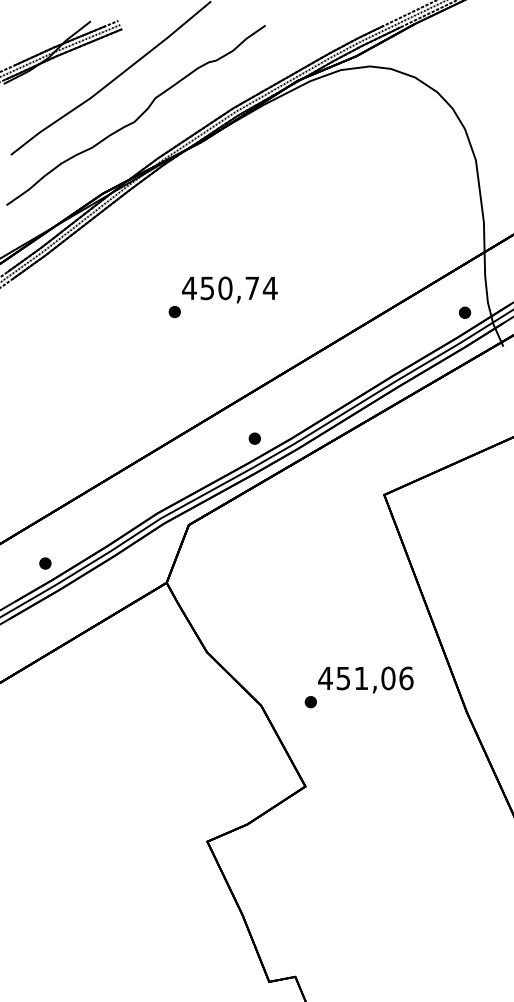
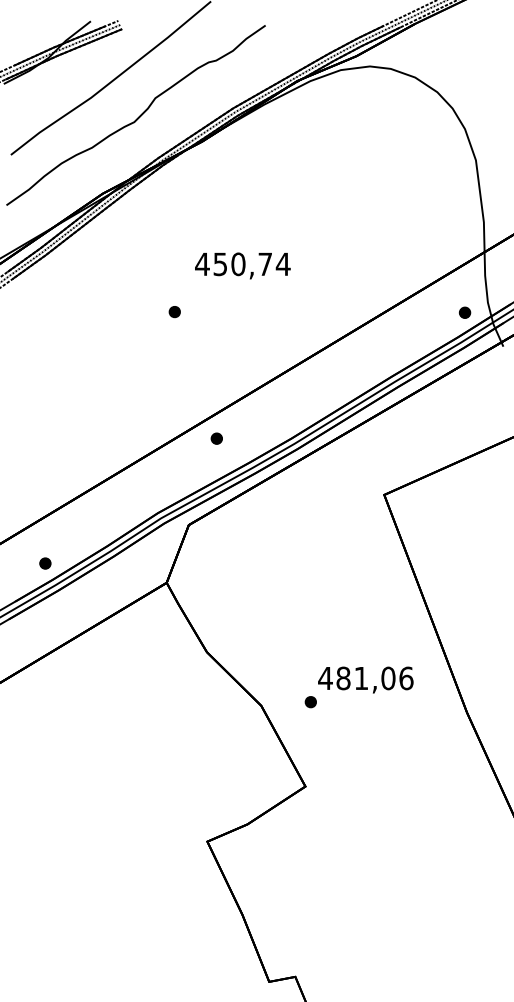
text position: (229, 289) -> (242, 265) (242, 265)
part position: (254, 438) -> (216, 438) (216, 438)
text: 451,06 -> 481,06 (343, 678)
